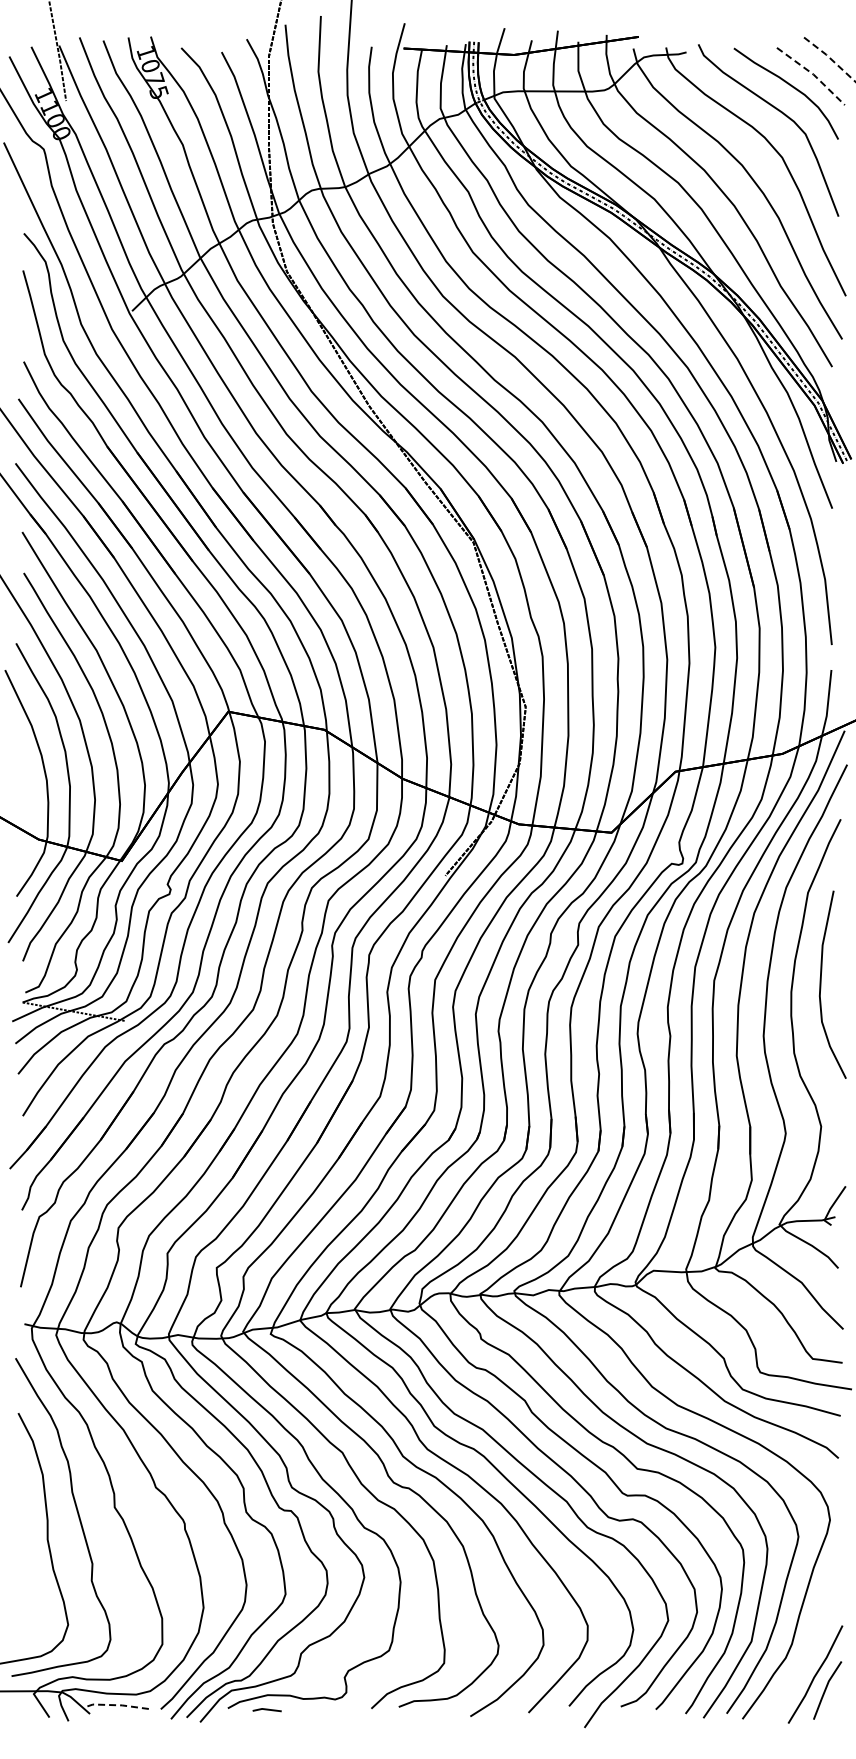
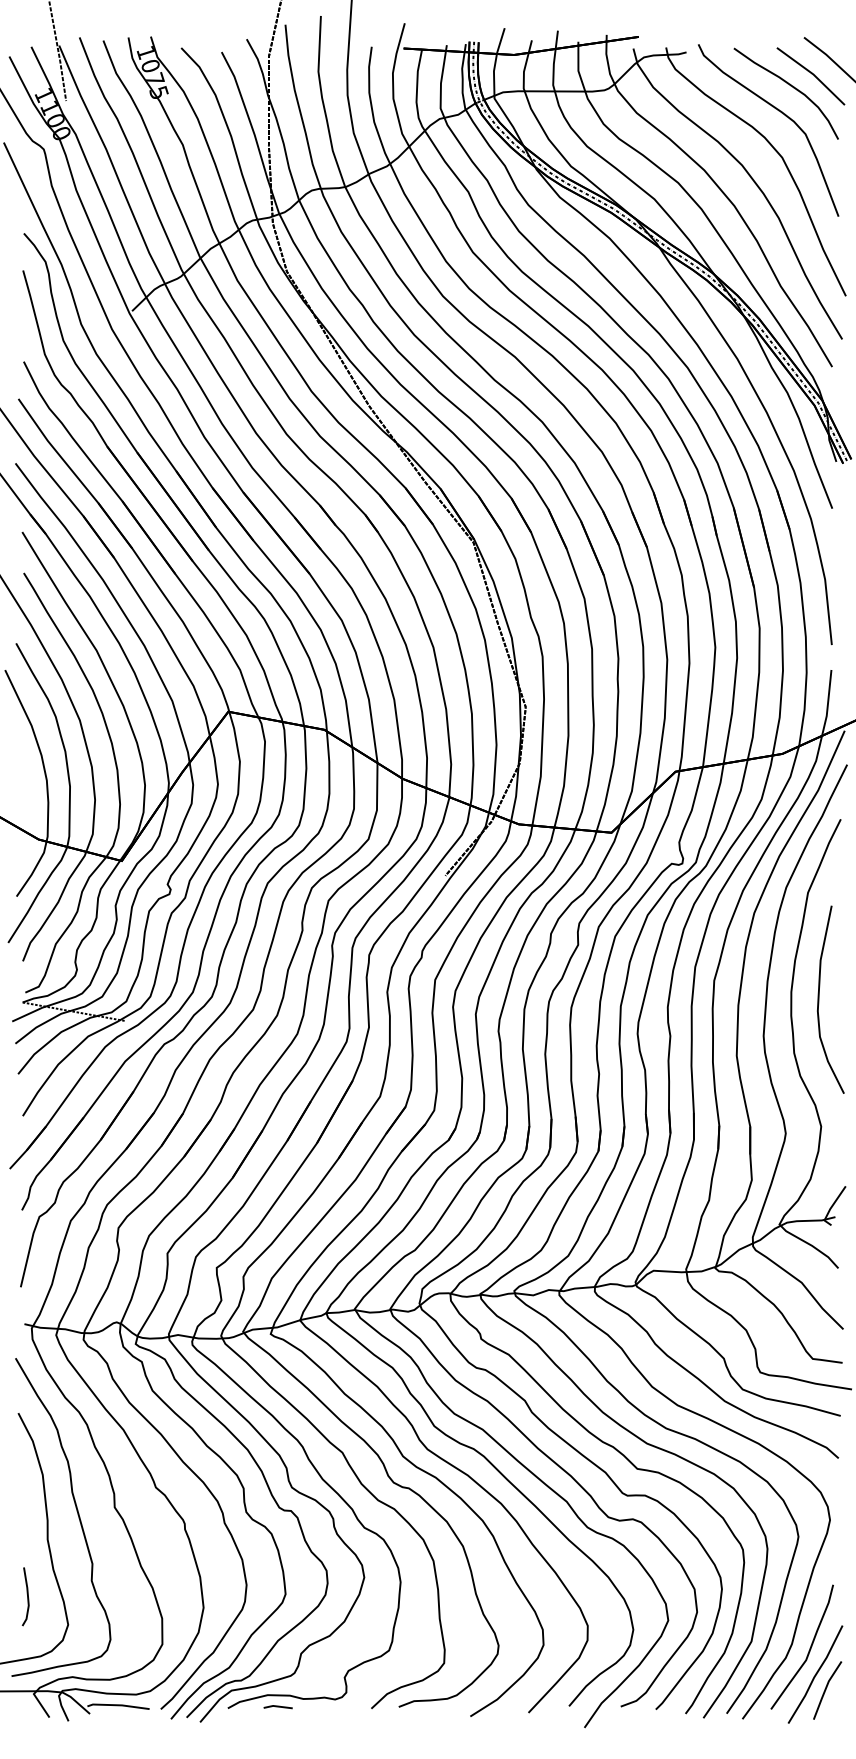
line: dashed -> solid (829, 58)
line: dashed -> solid (813, 74)
curve position: (821, 984) -> (819, 999) (819, 999)
line: none -> present (27, 1596)
curve: none -> present (808, 1650)
line: dashed -> solid (118, 1705)
line position: (266, 1710) -> (277, 1707) (277, 1707)
